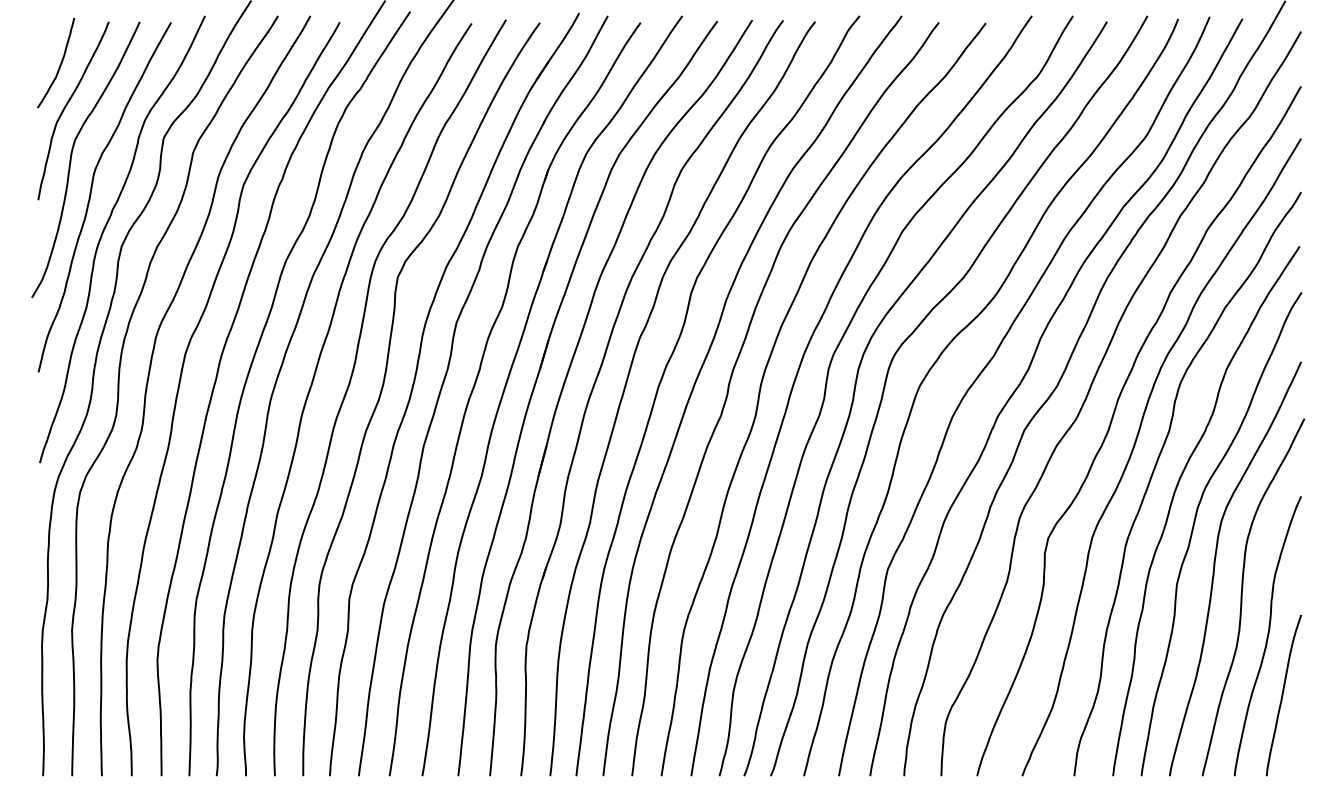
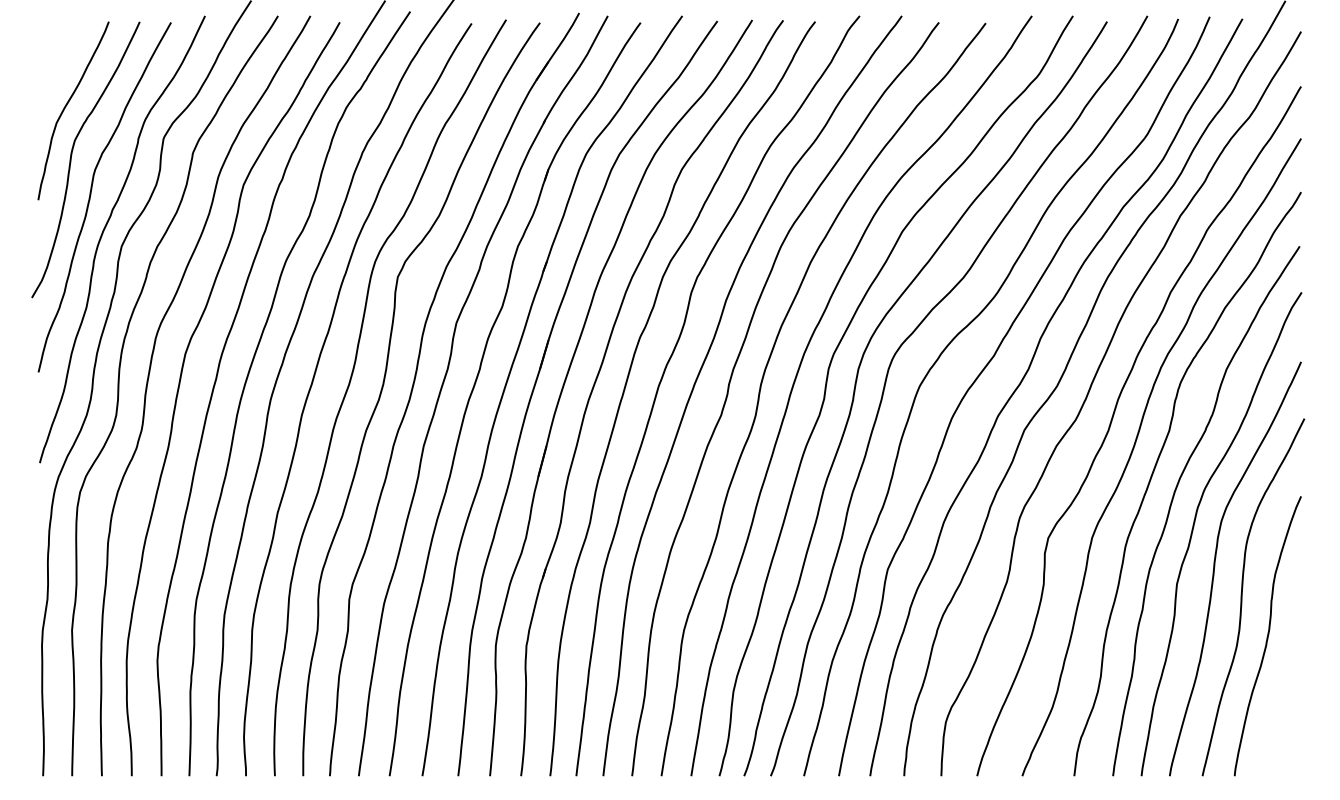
curve: present -> none (60, 62)
curve: present -> none (1283, 695)
